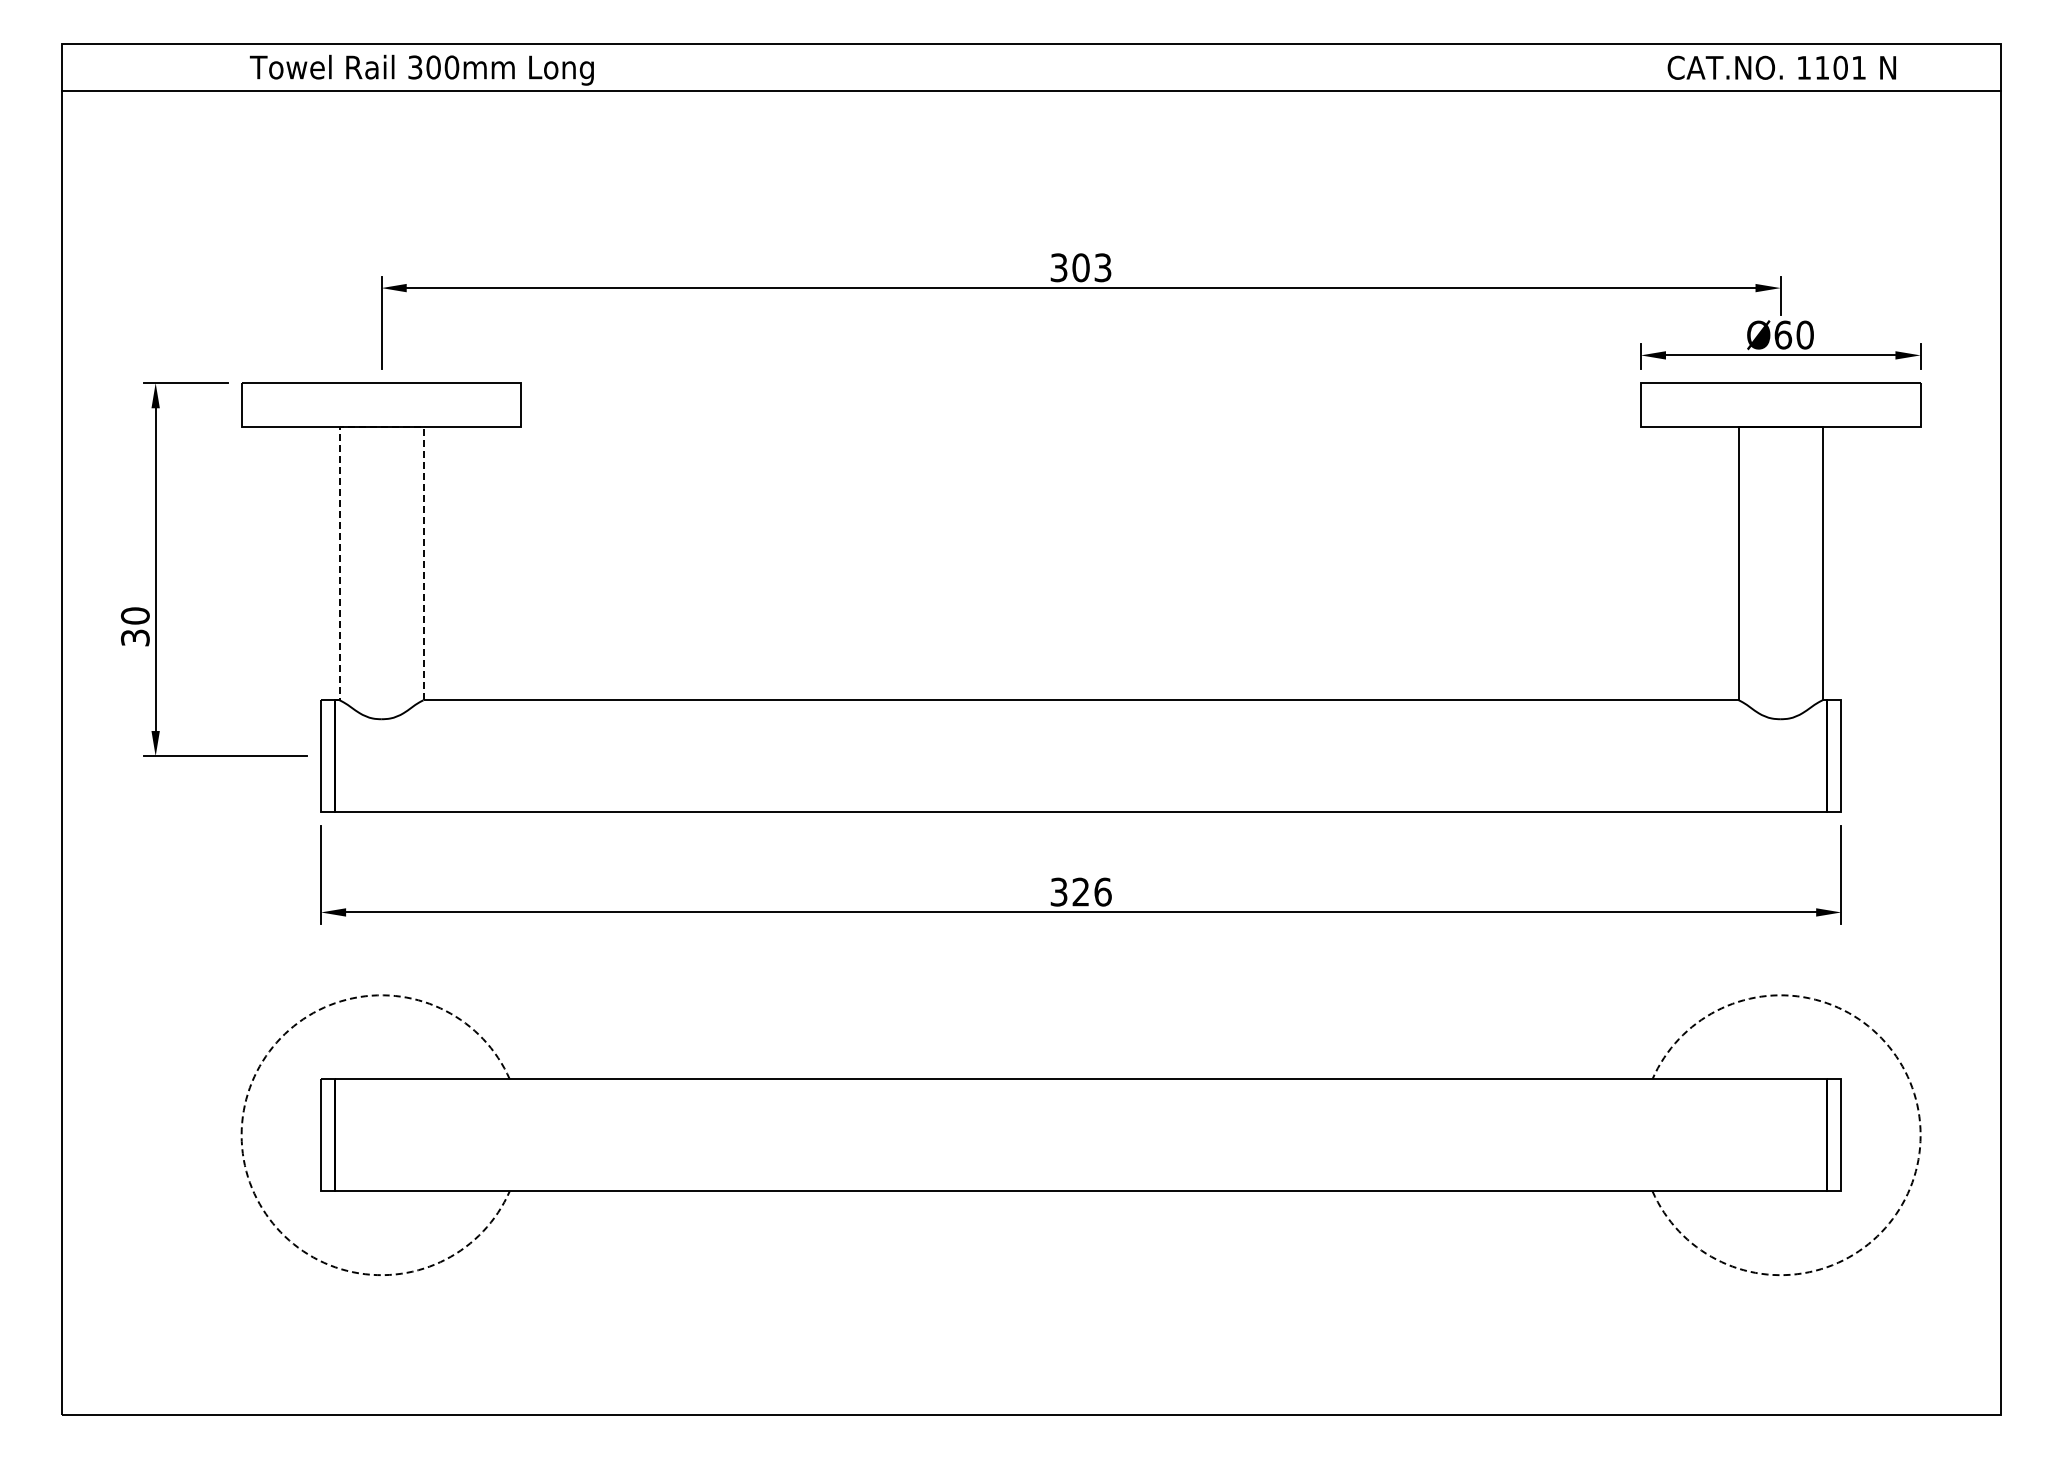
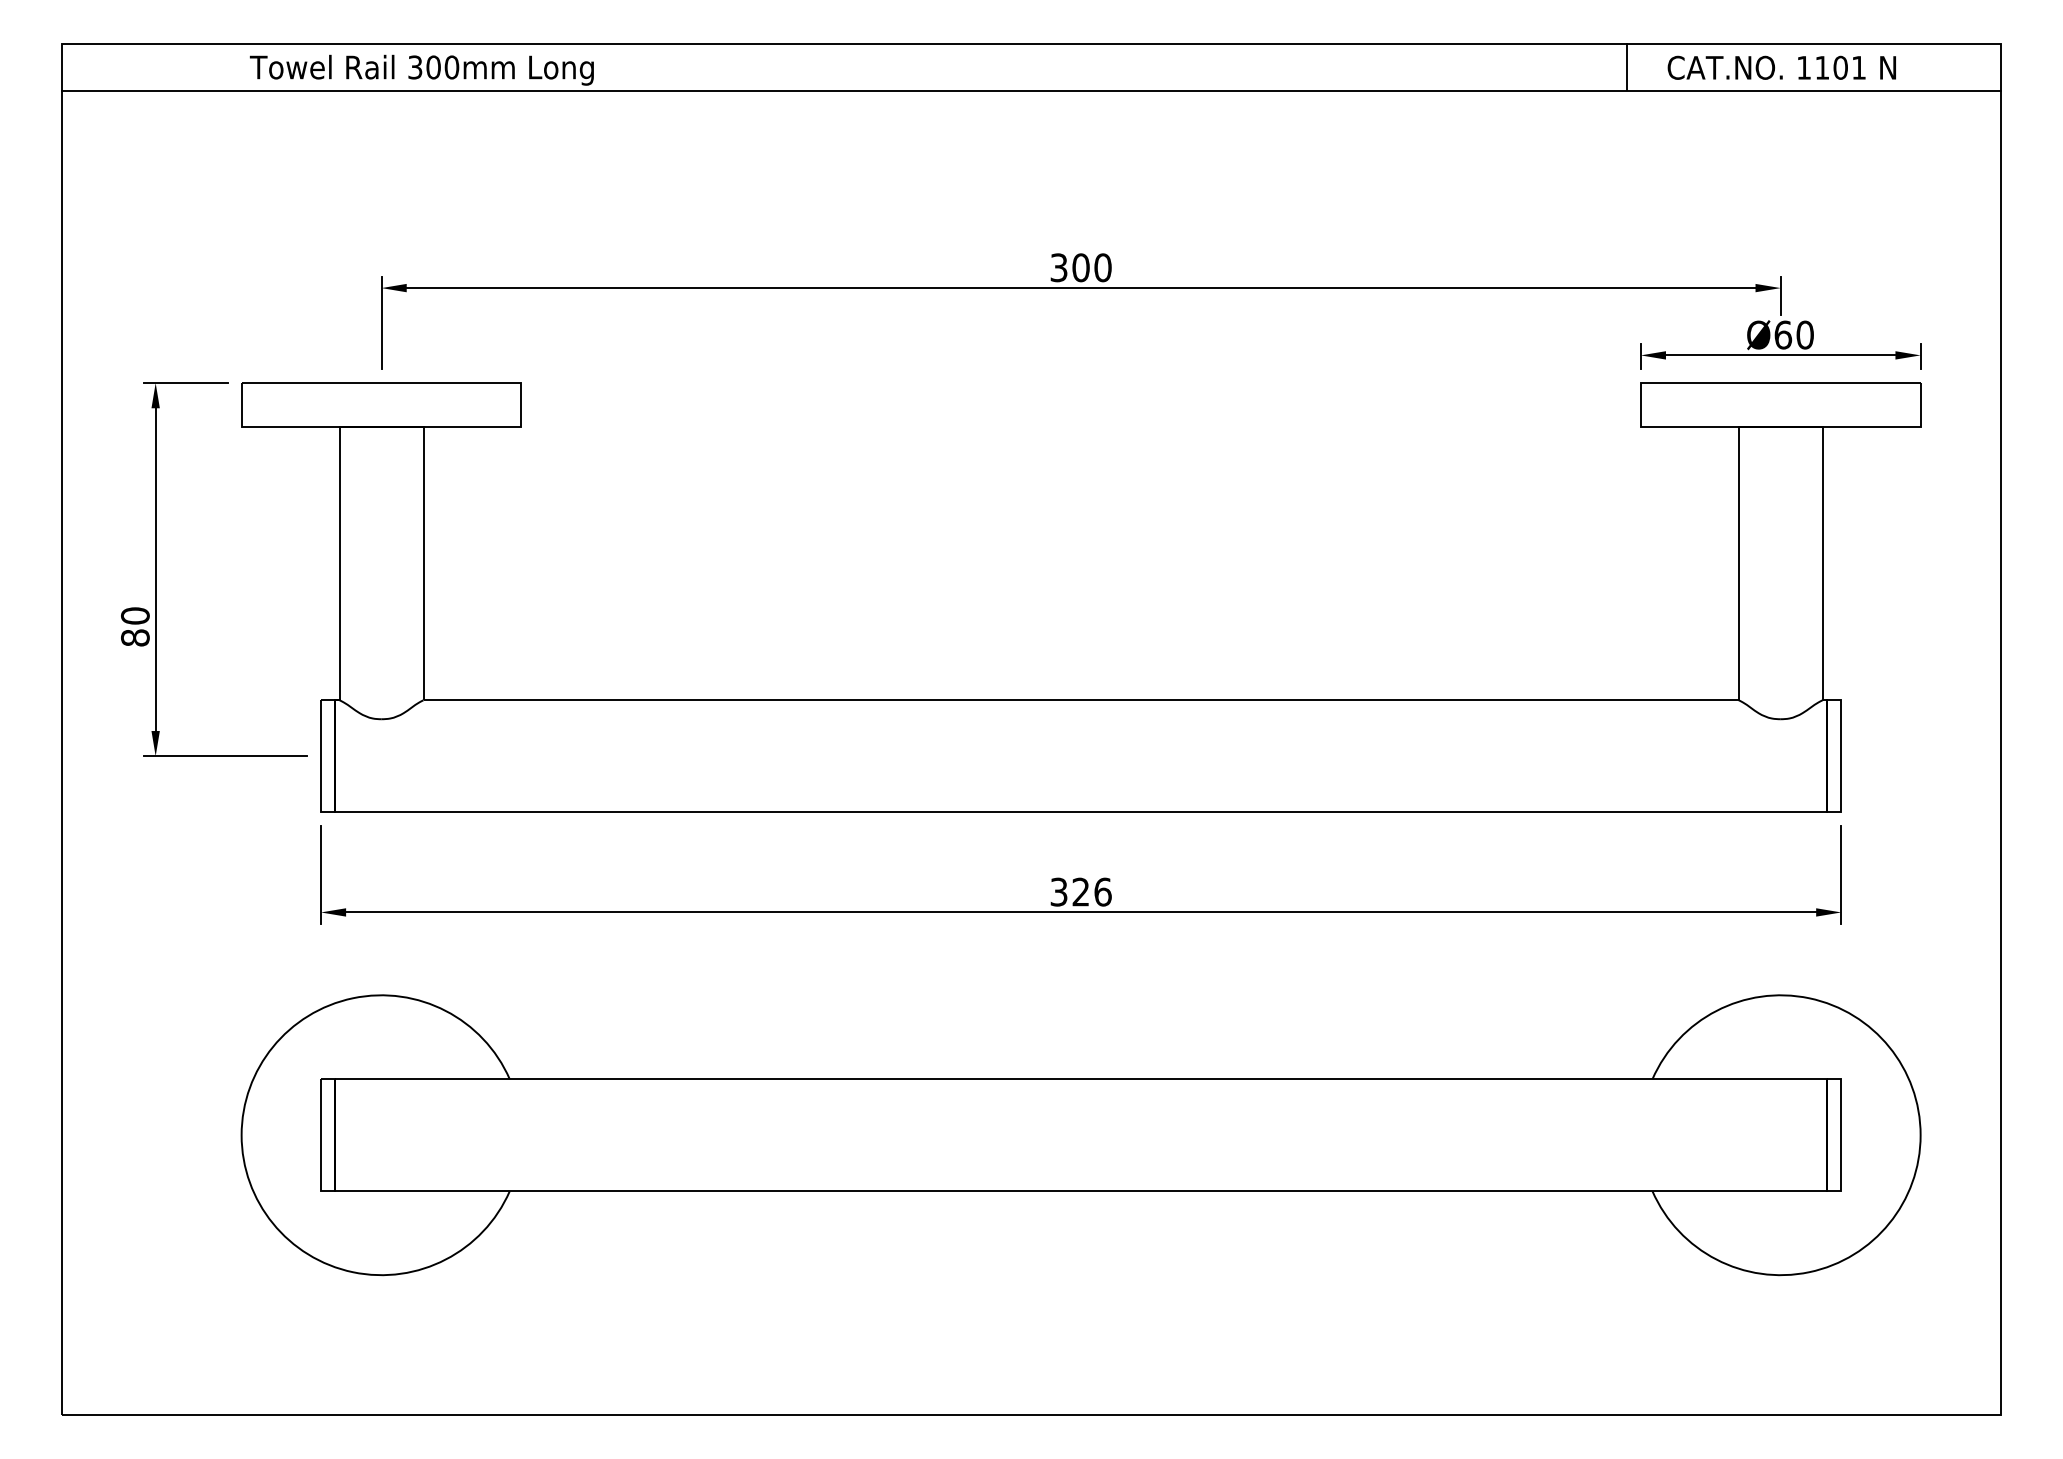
line: none -> present (1627, 66)
text: 303 -> 300 (1102, 267)
line: dashed -> solid (381, 427)
text: 30 -> 80 (135, 637)
arc: dashed -> solid (241, 1135)
arc: dashed -> solid (1920, 1135)
